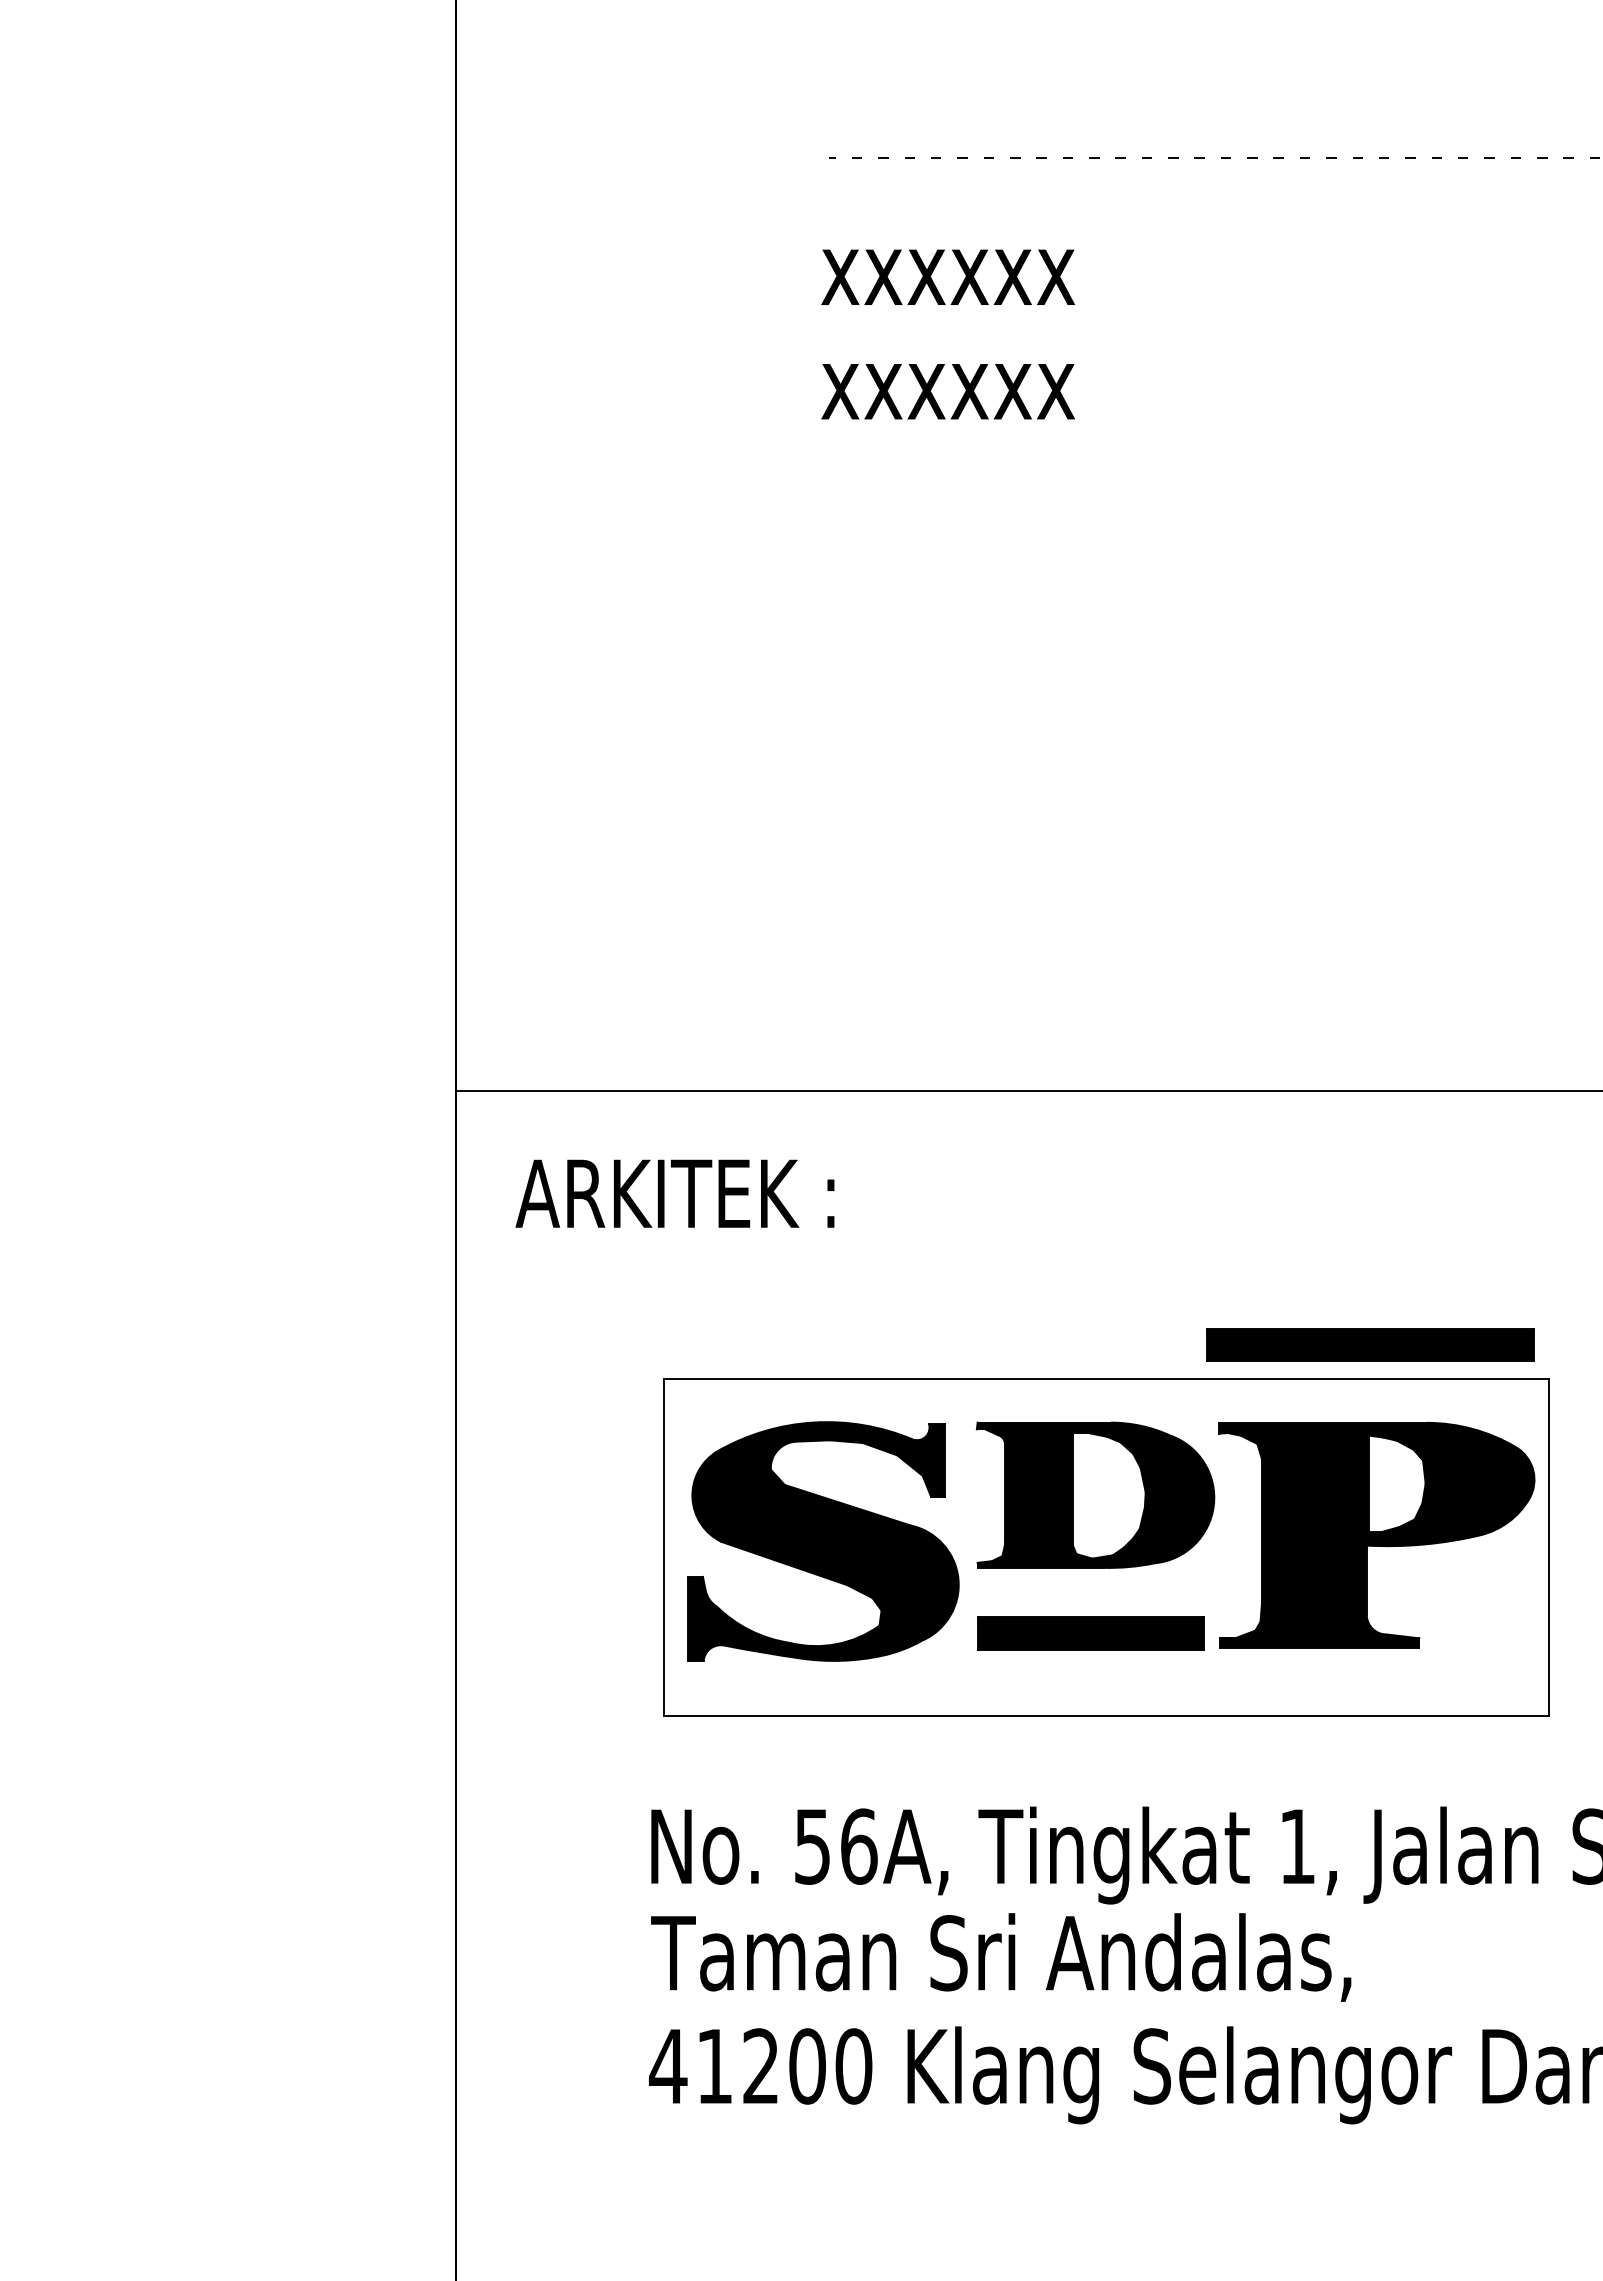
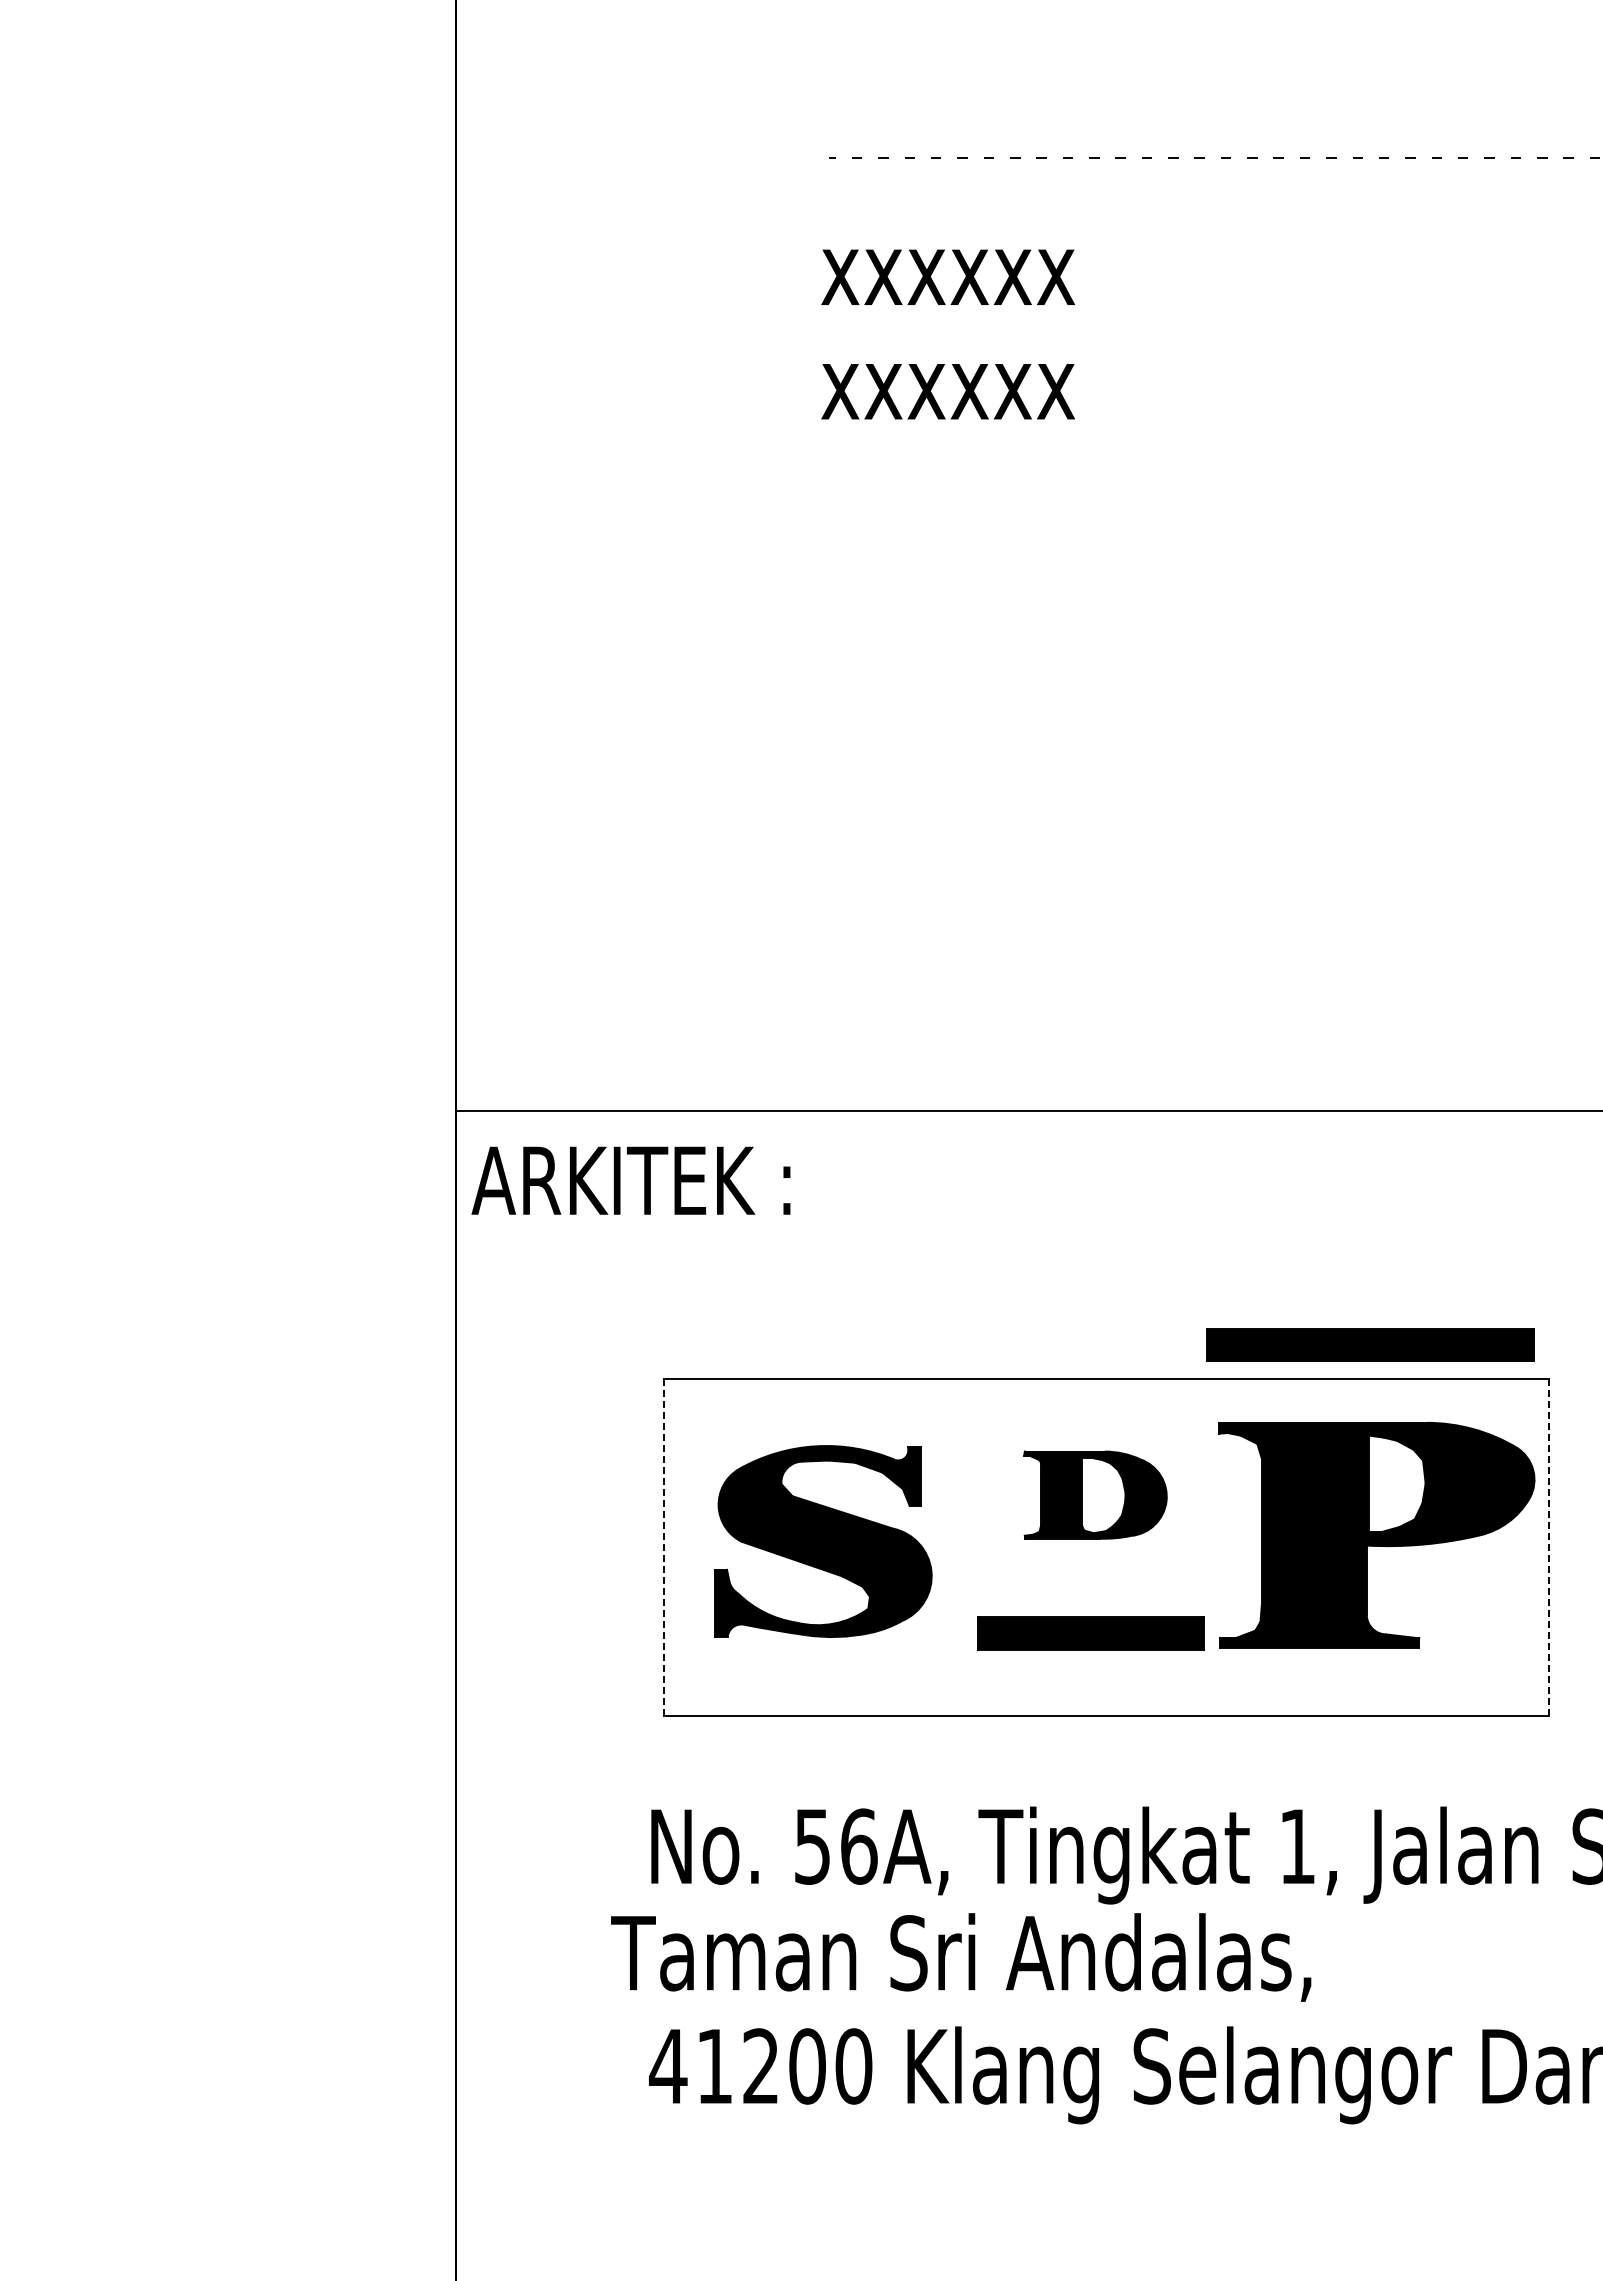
line position: (1027, 1090) -> (1027, 1110) (1027, 1110)
text position: (674, 1193) -> (630, 1180) (630, 1180)
part size: 241x148 px -> 145x90 px (1095, 1494)
part size: 273x241 px -> 219x193 px (823, 1541)
line: solid -> dashed (1548, 1546)
line: solid -> dashed (663, 1547)
text position: (1001, 1957) -> (961, 1957) (961, 1957)
